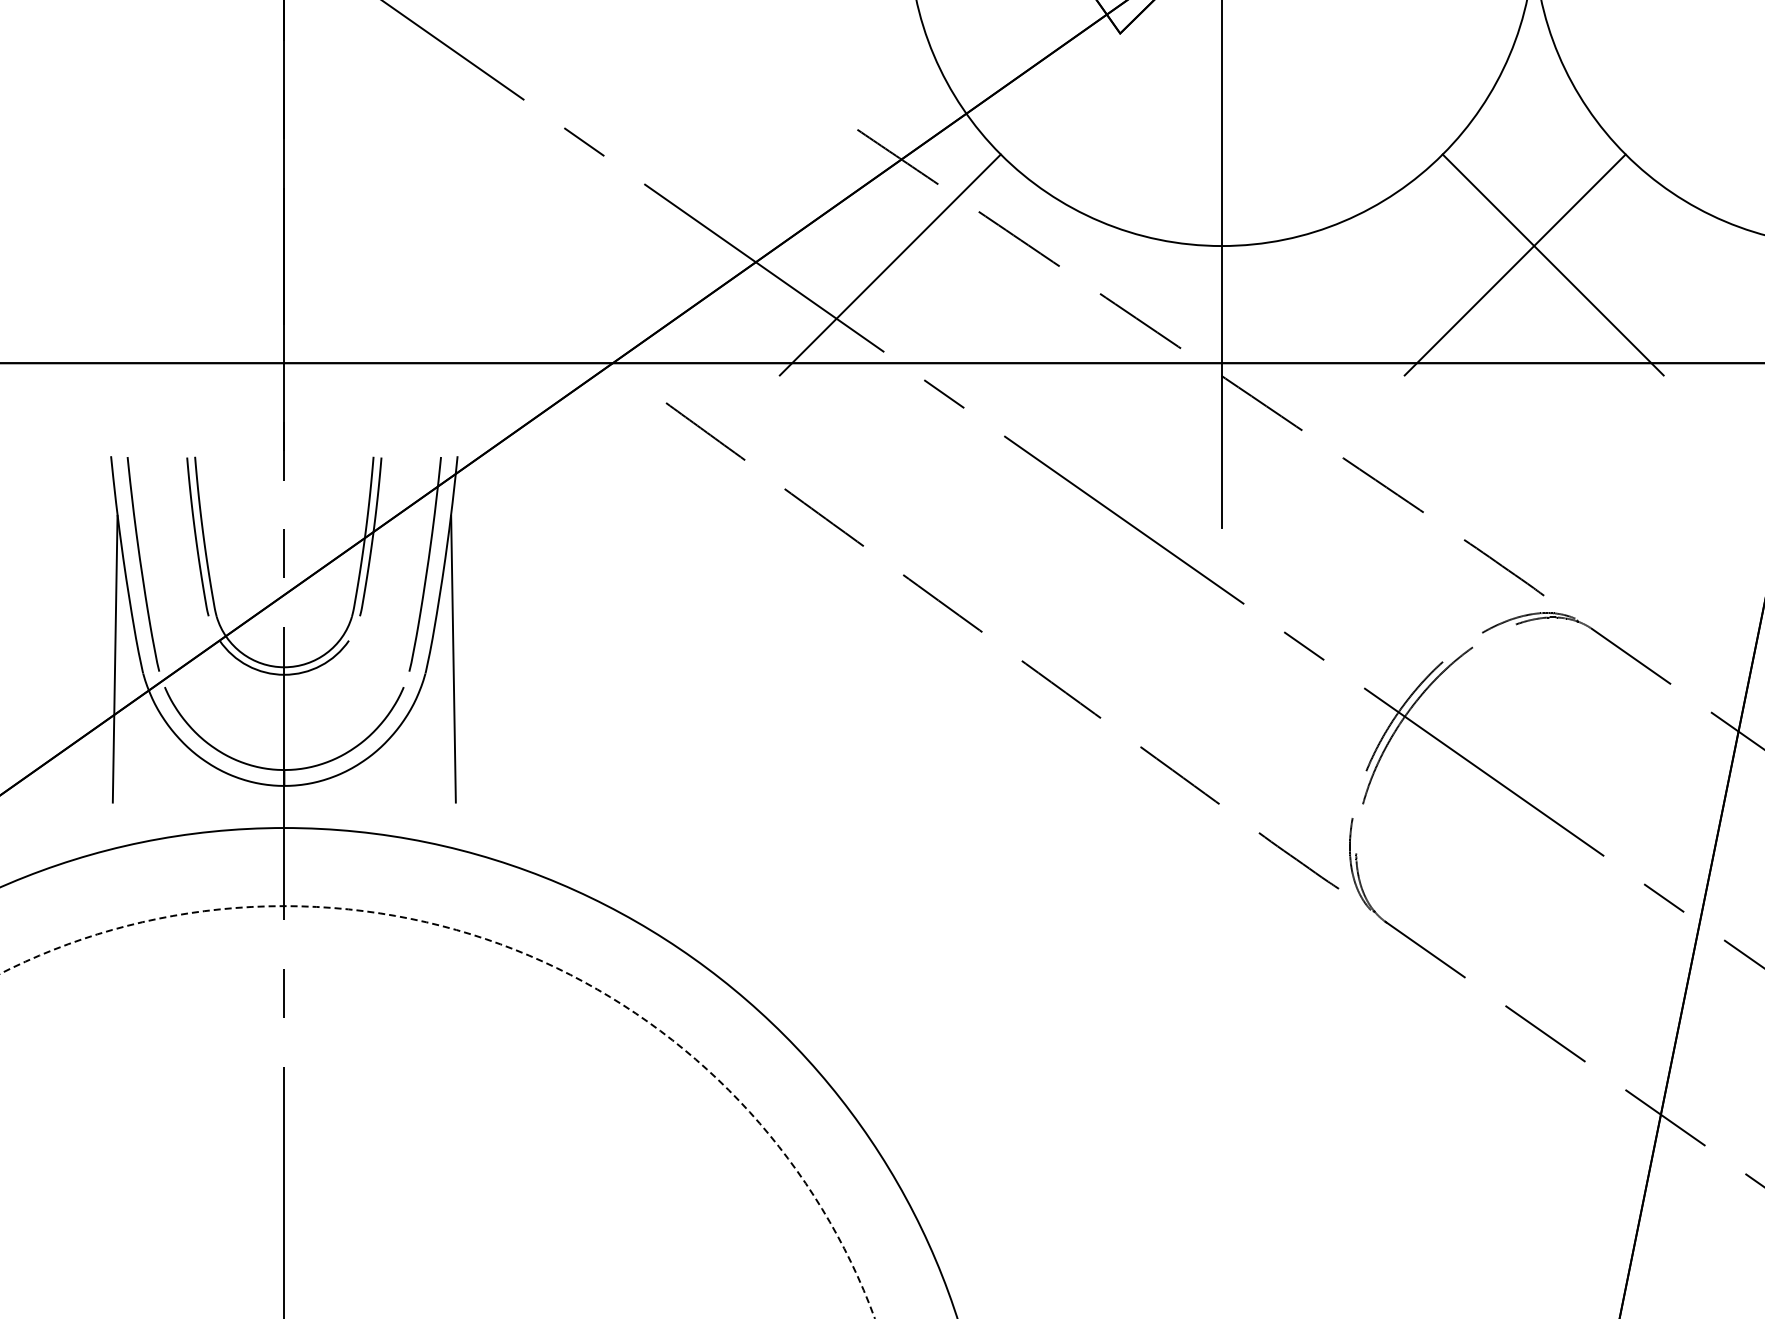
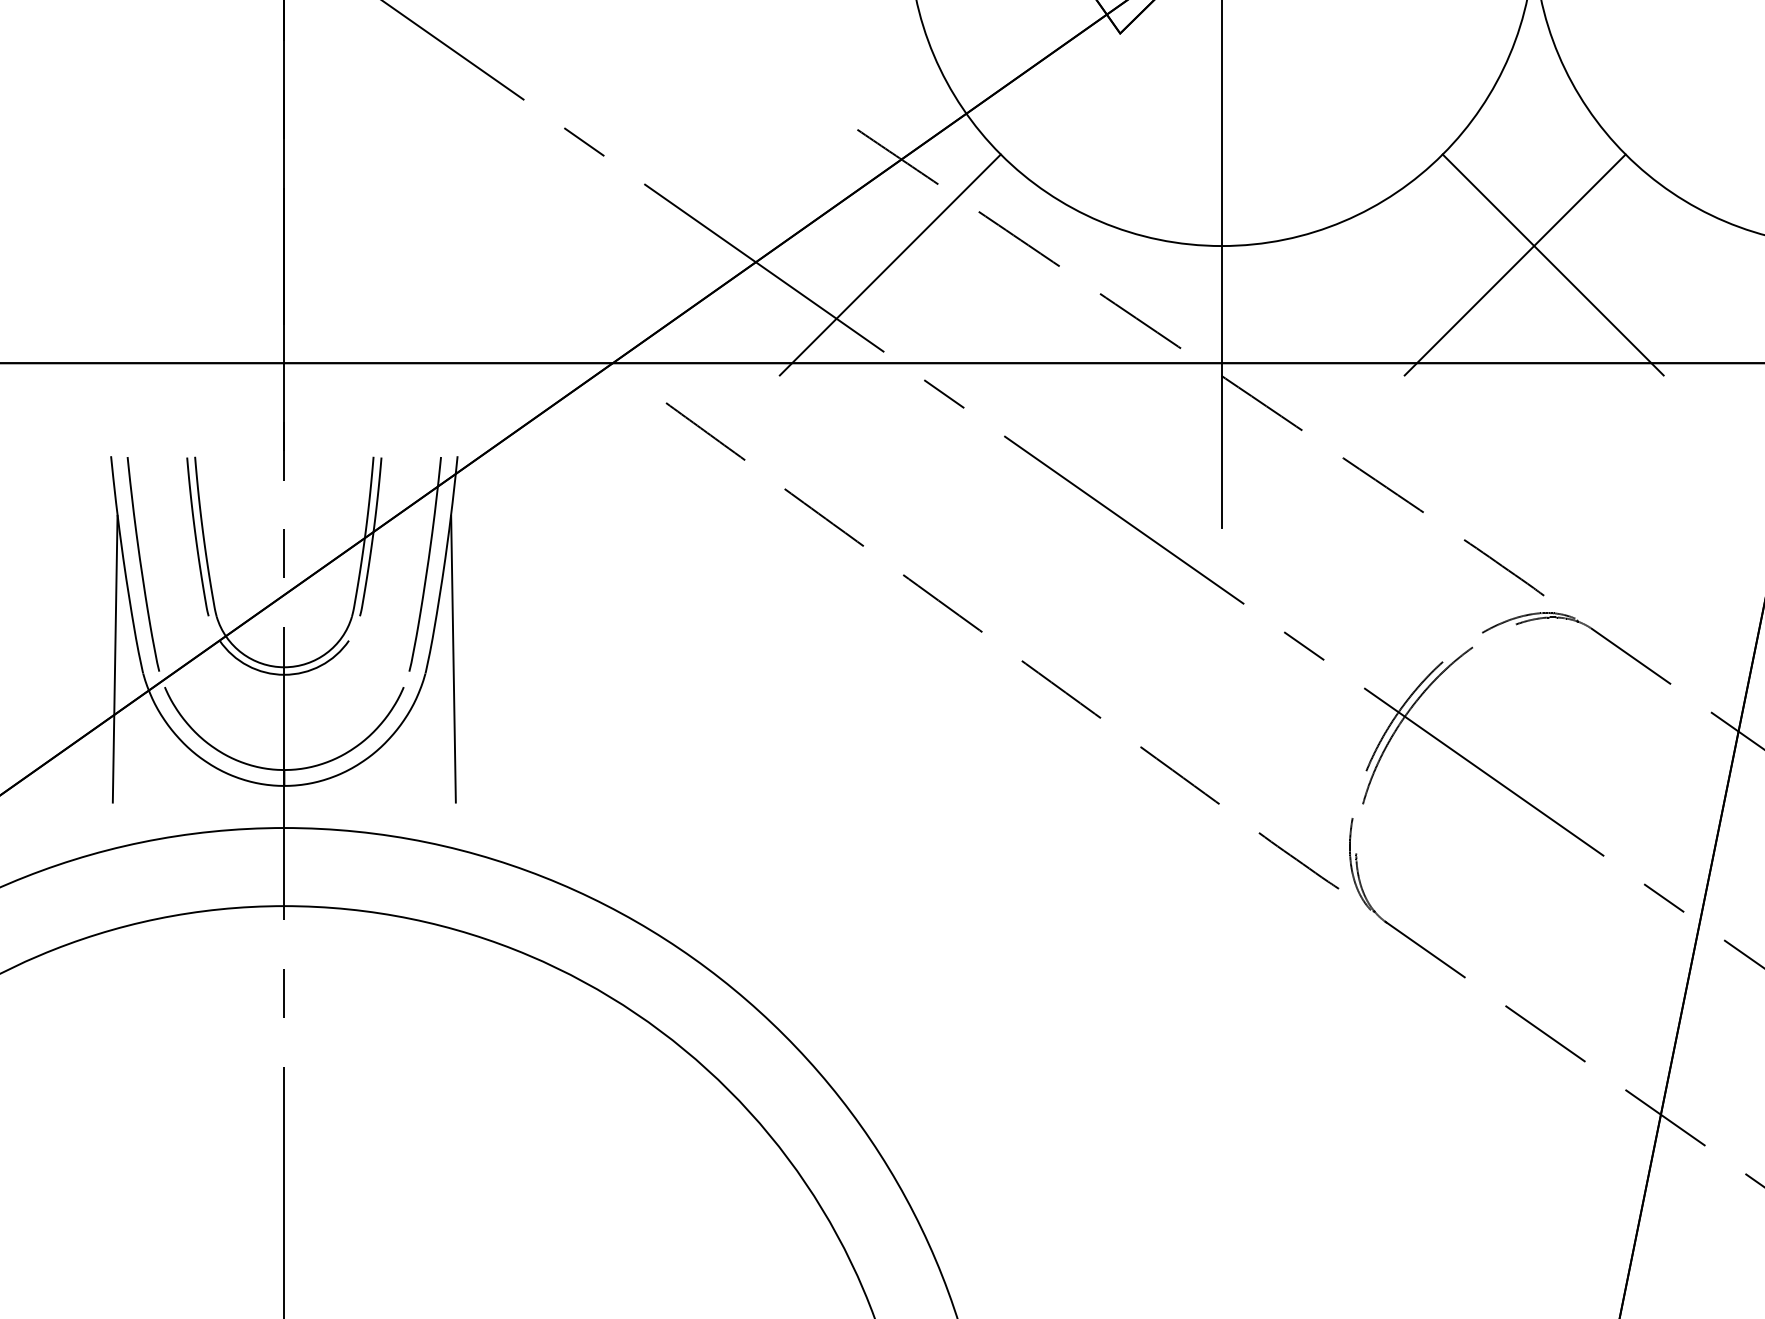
circle: dashed -> solid (437, 1112)
